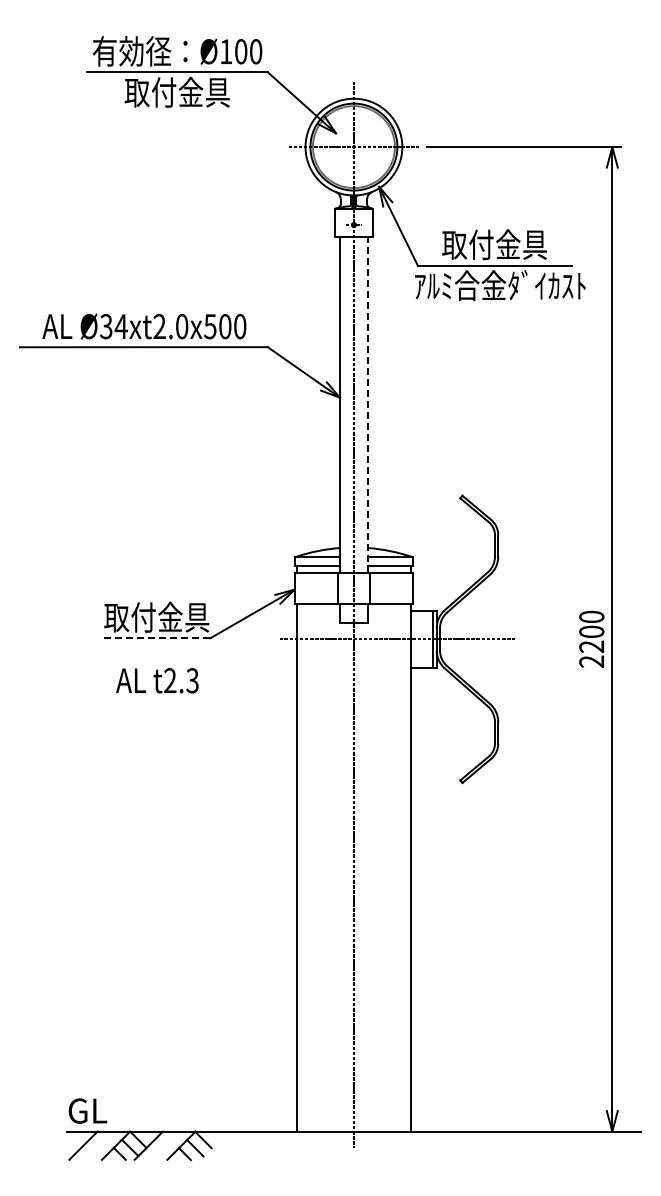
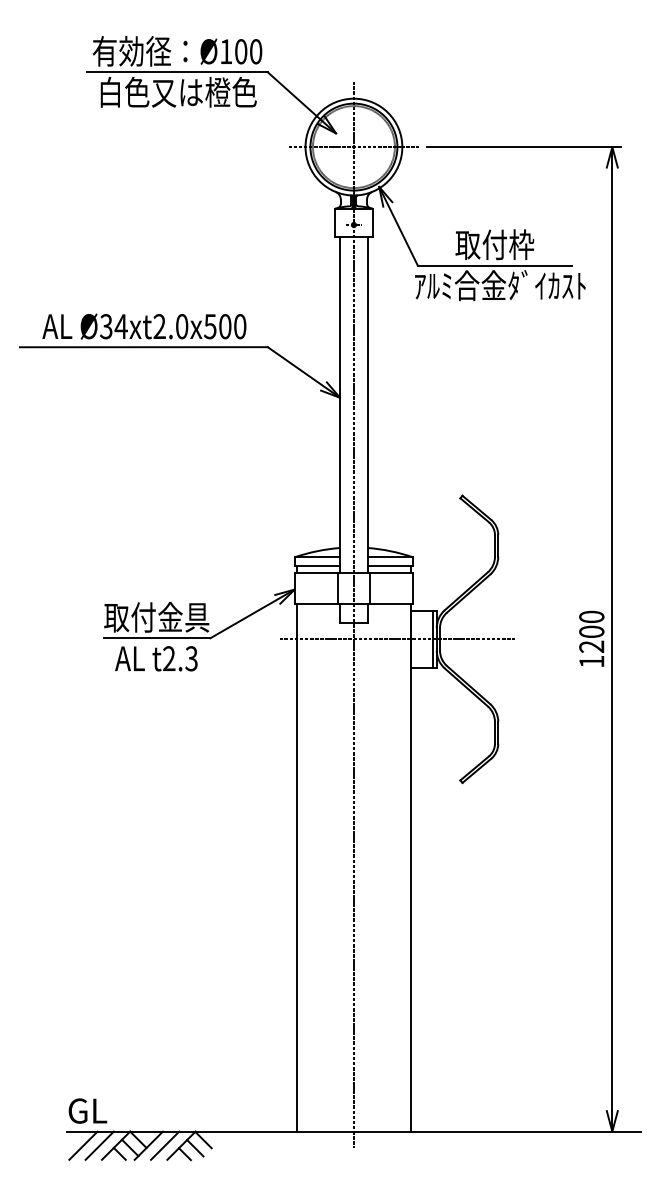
text: 取付金具 -> 白色又は橙色 (178, 91)
text: 取付金具 -> 取付枠 (494, 244)
line: dashed -> solid (367, 404)
line: dashed -> solid (157, 638)
text: 2200 -> 1200 (591, 661)
text position: (157, 680) -> (156, 658) (156, 658)
line: none -> present (99, 1145)
line: none -> present (165, 1145)
